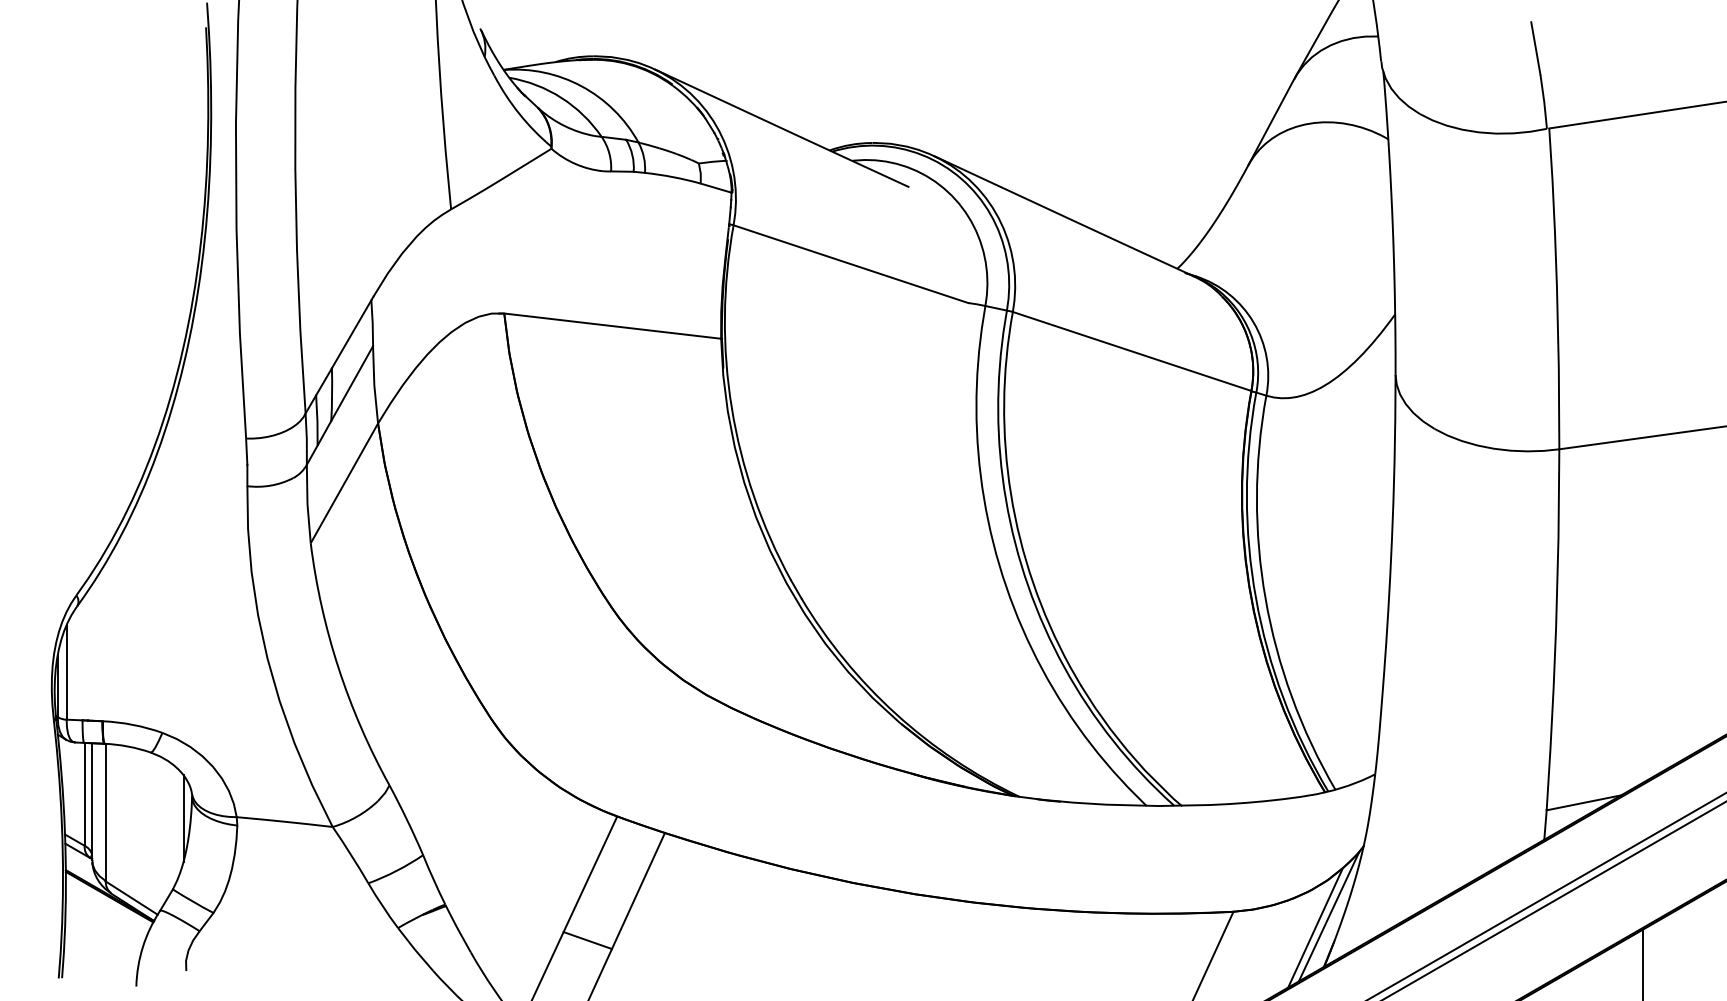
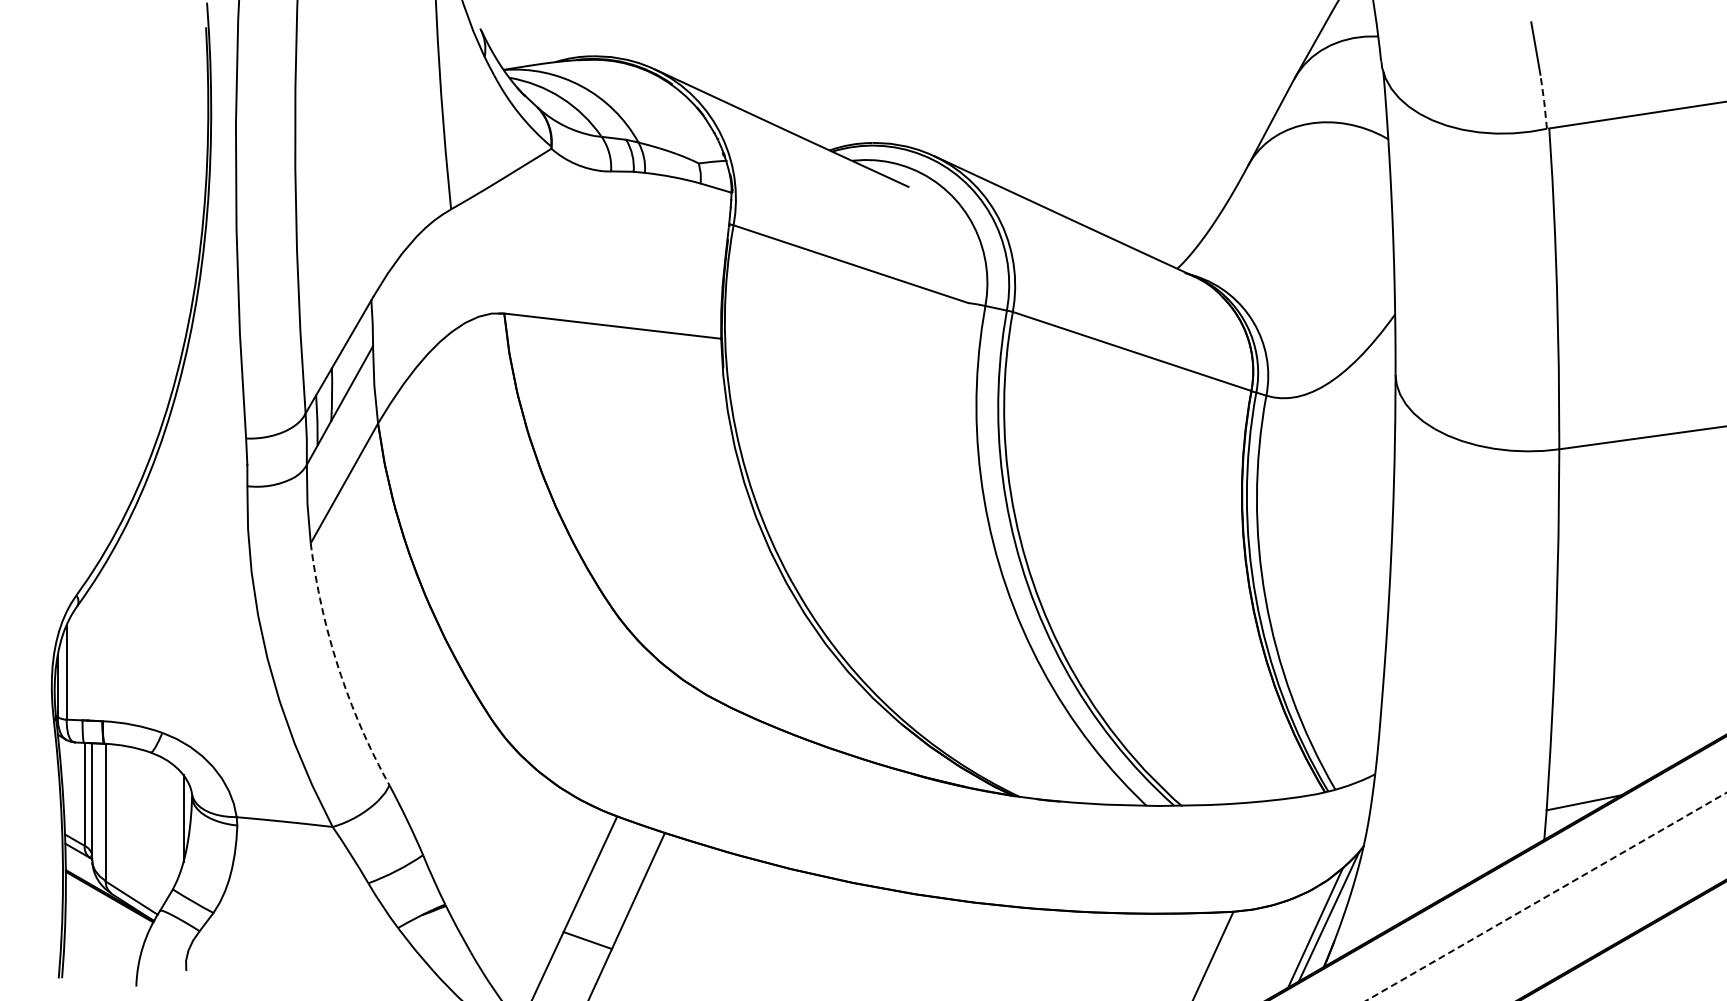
line: solid -> dashed (1544, 101)
arc: solid -> dashed (338, 668)
line: solid -> dashed (1546, 896)
line: present -> none (1554, 899)
line: present -> none (1643, 963)
